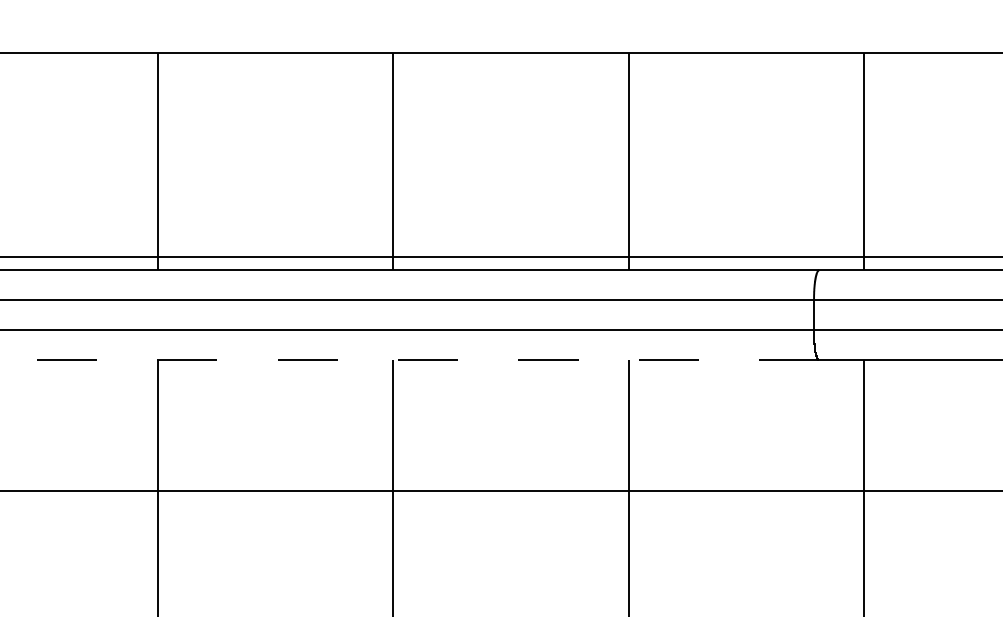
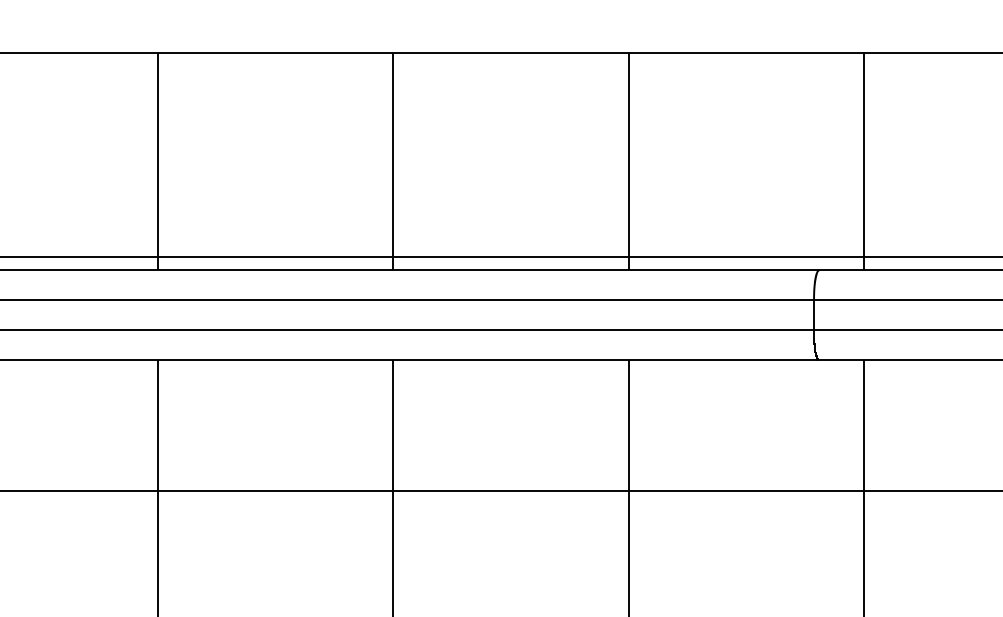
line: dashed -> solid (409, 360)
